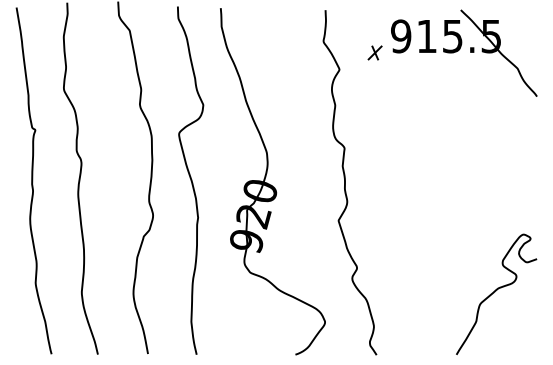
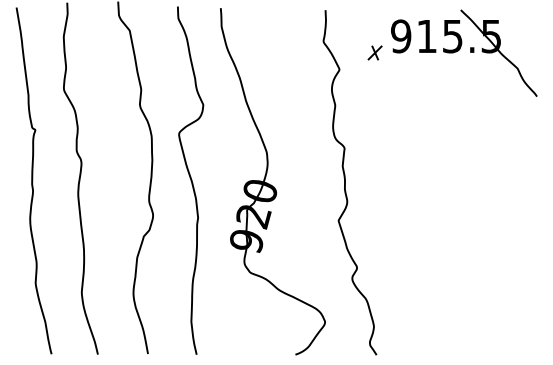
curve: present -> none (495, 292)
